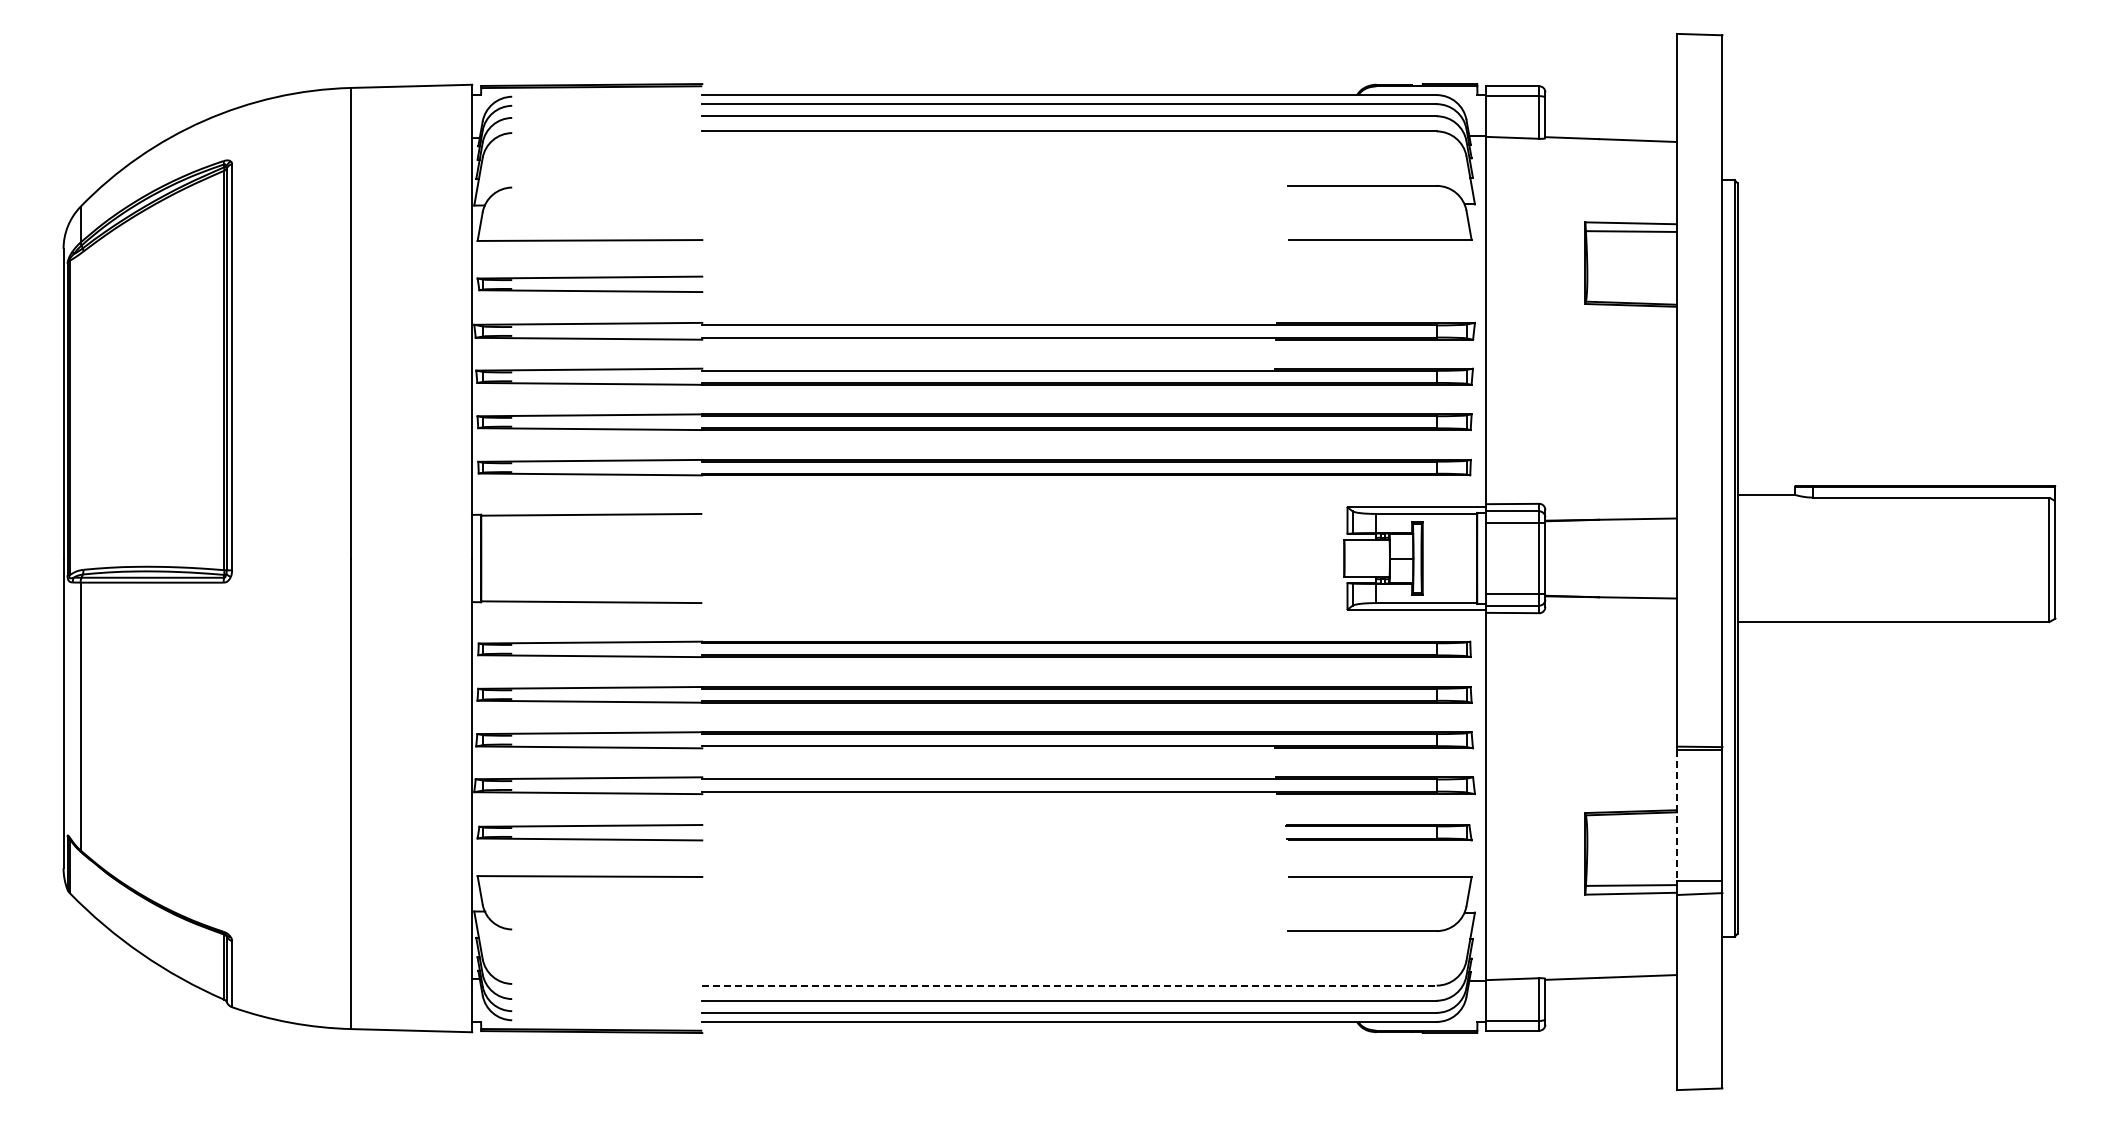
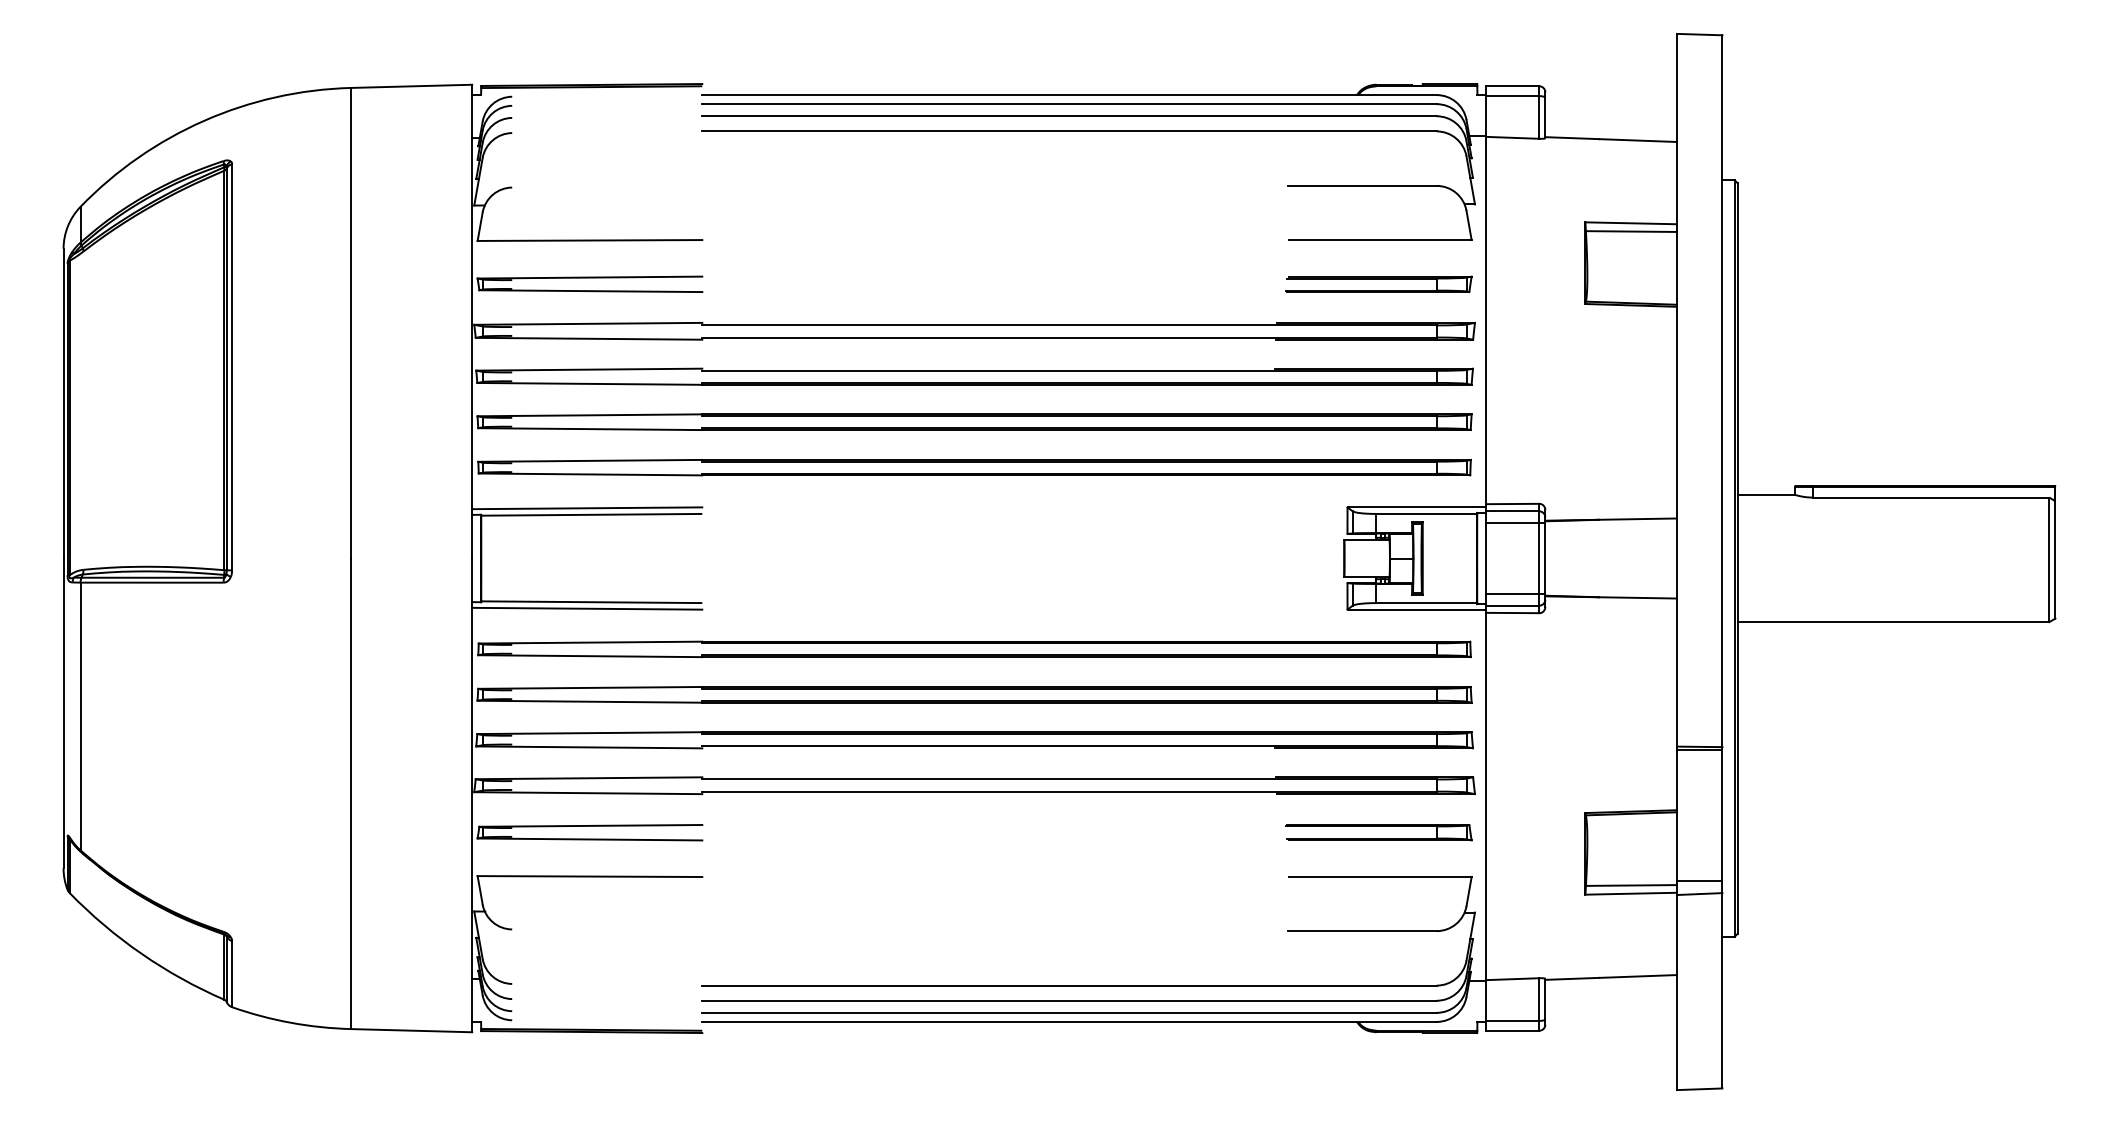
part: none -> present (1378, 283)
line: none -> present (587, 508)
line: none -> present (587, 608)
line: dashed -> solid (1677, 815)
line: dashed -> solid (1070, 985)
